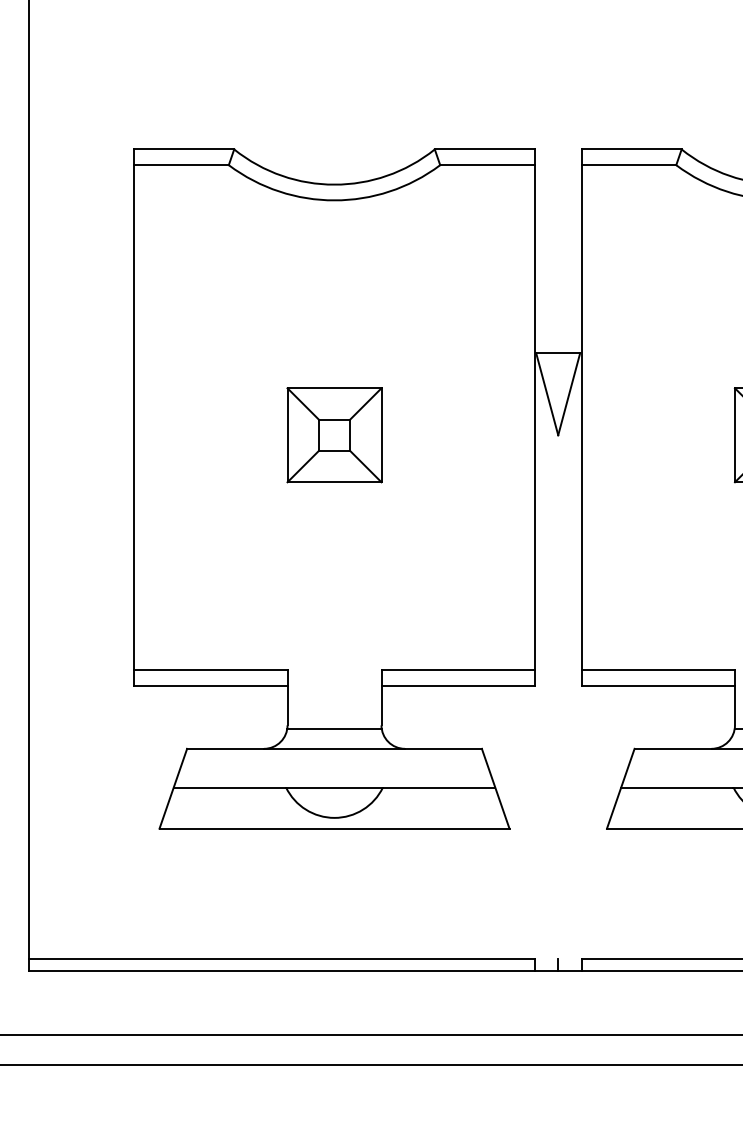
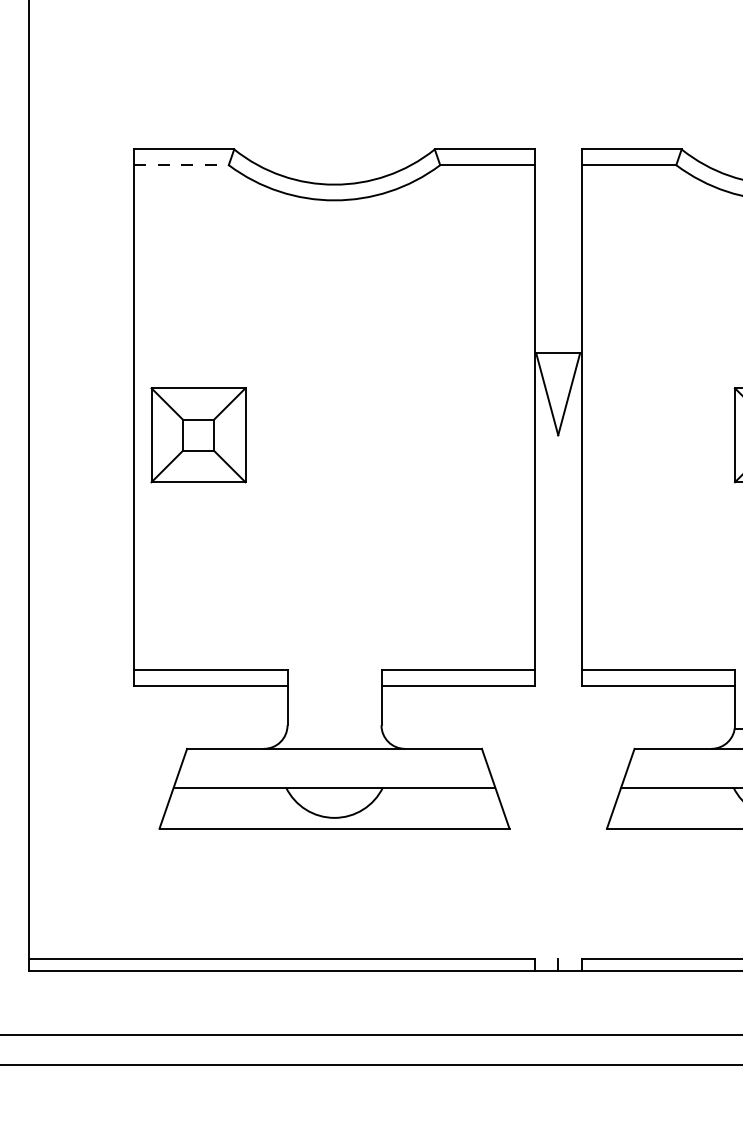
line: solid -> dashed (182, 165)
part position: (334, 435) -> (198, 435) (198, 435)
line: present -> none (334, 728)
